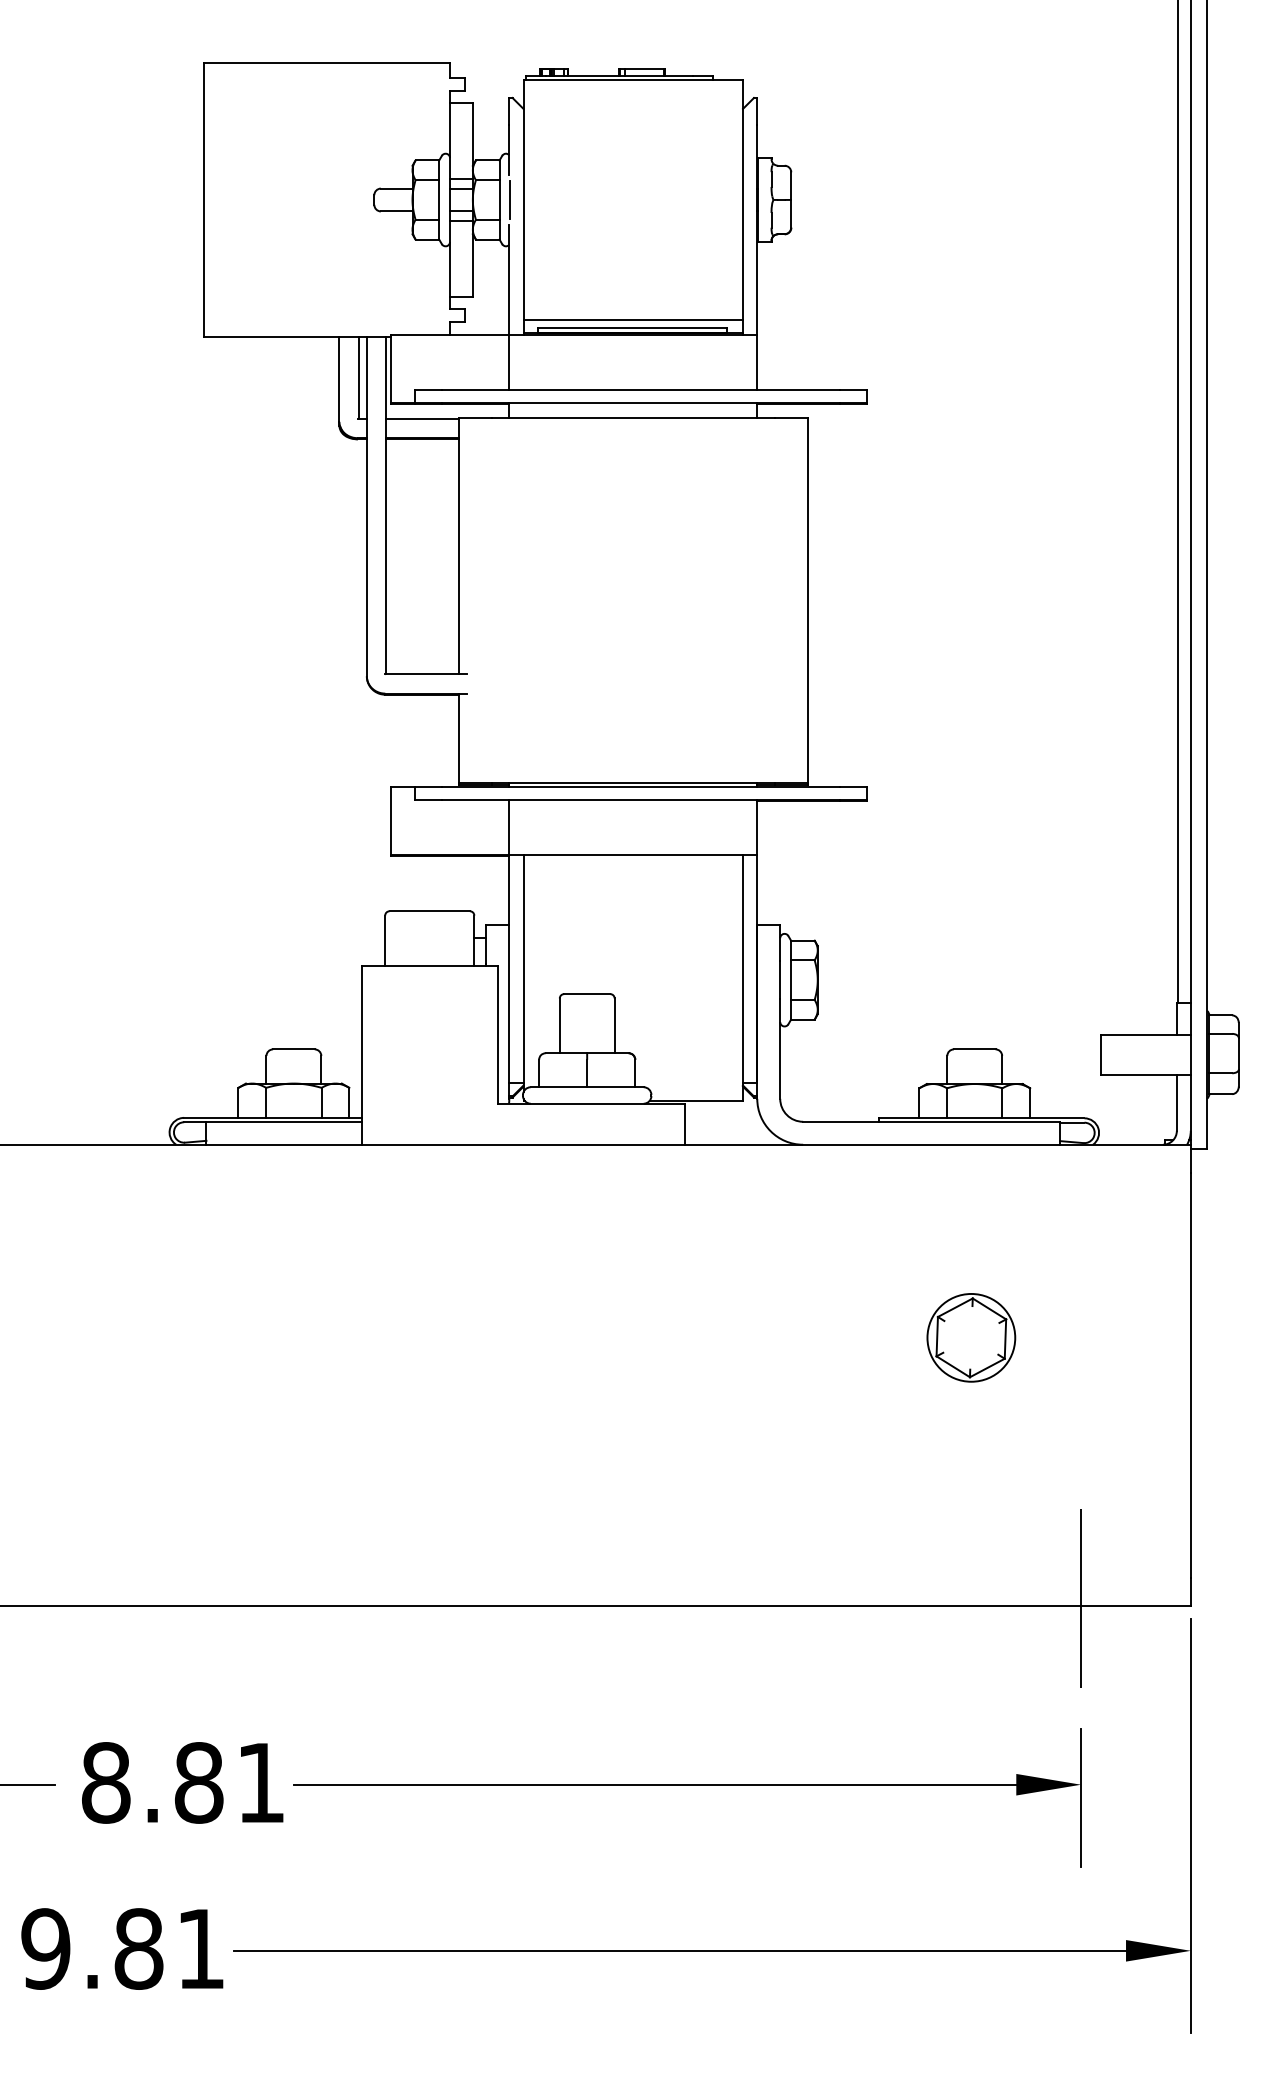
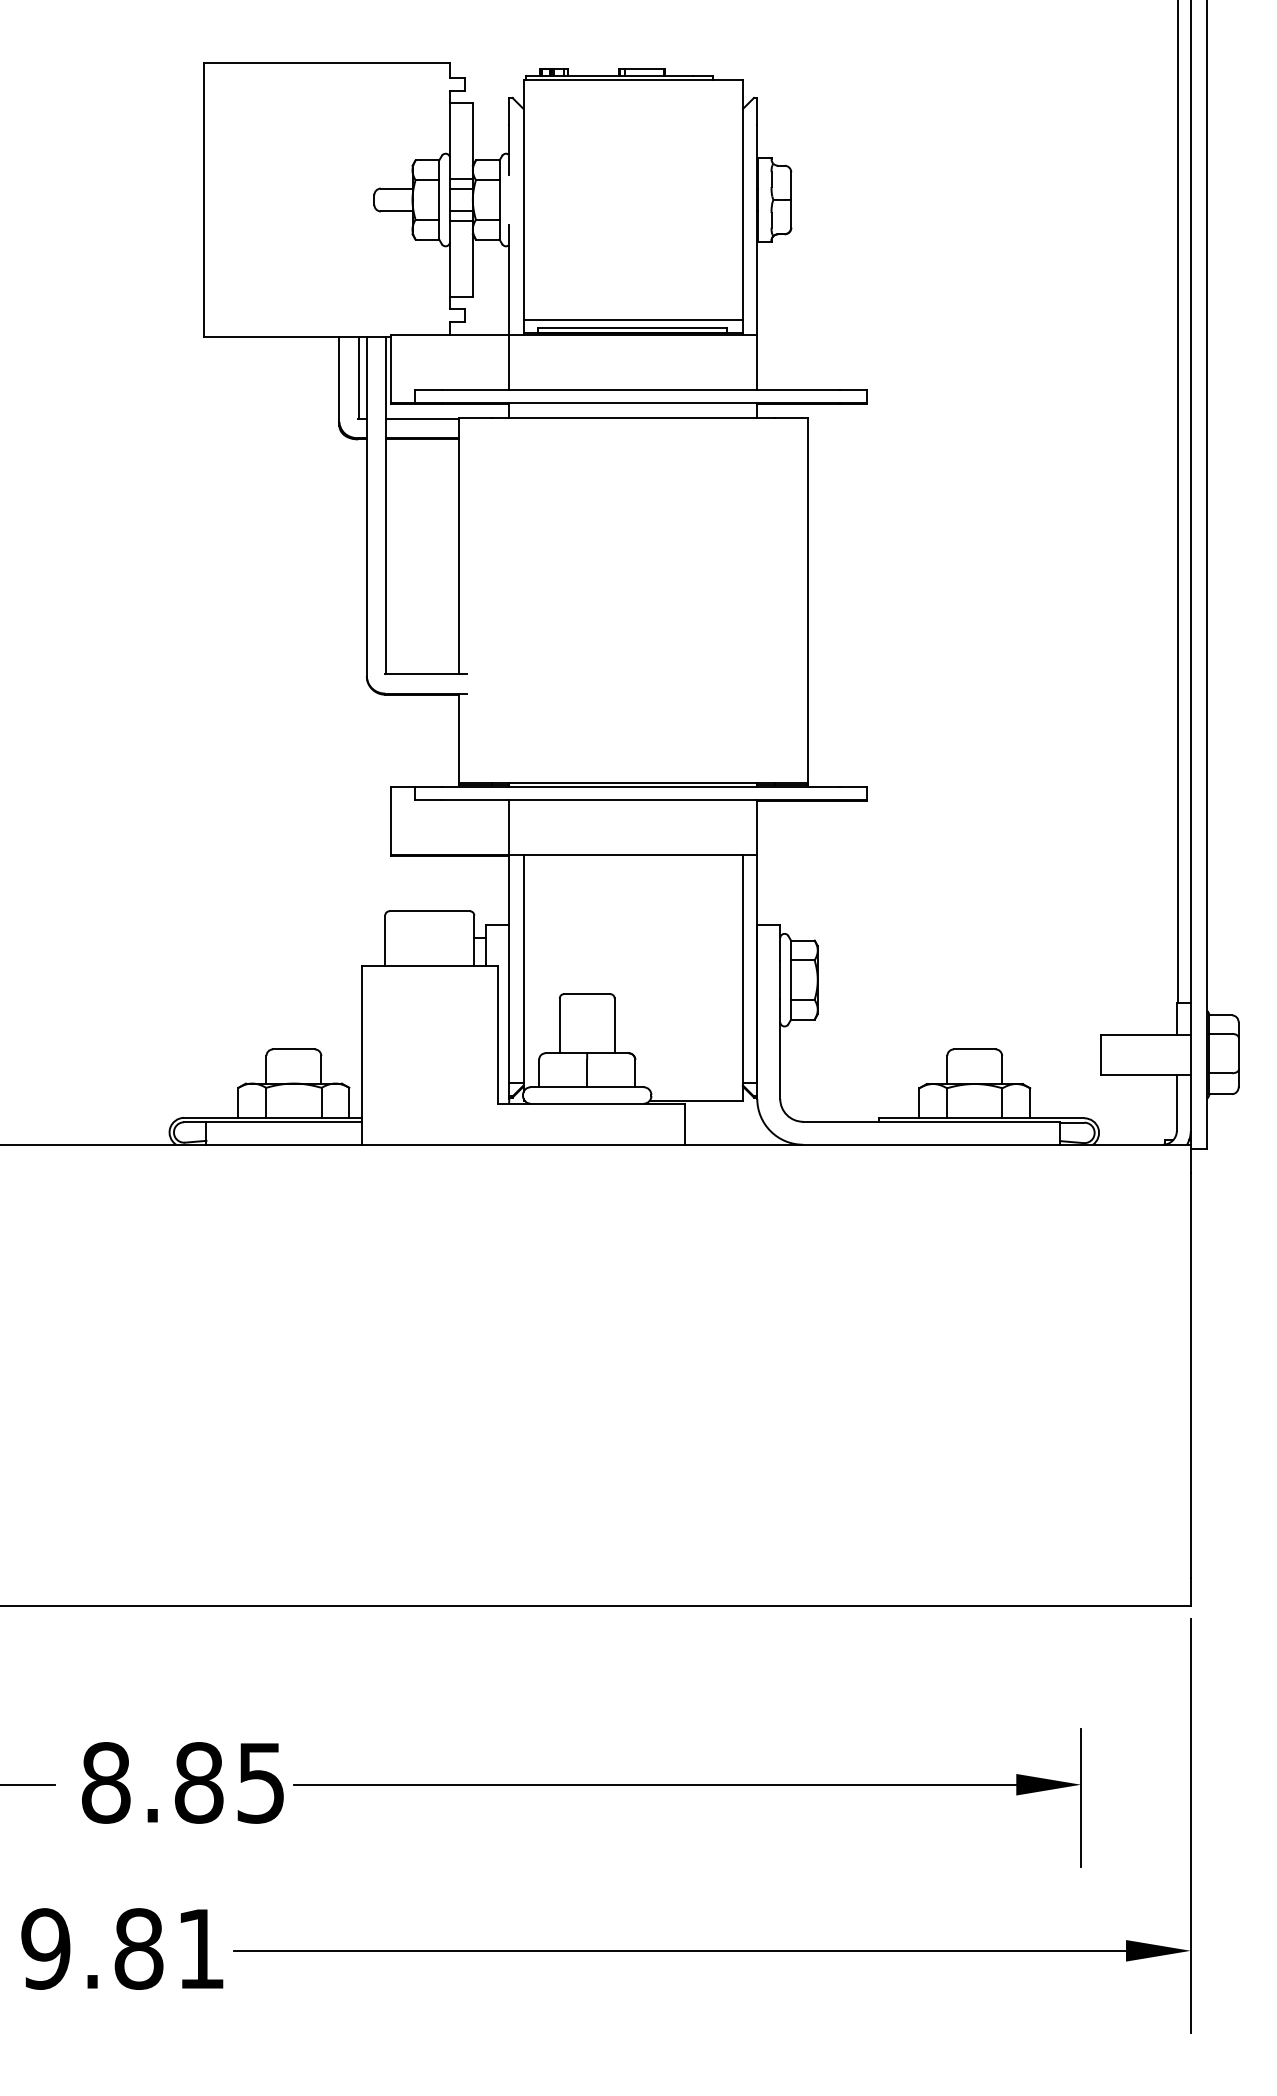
line: present -> none (510, 199)
part: present -> none (971, 1337)
line: present -> none (1081, 1598)
text: 8.81 -> 8.85 (260, 1783)
